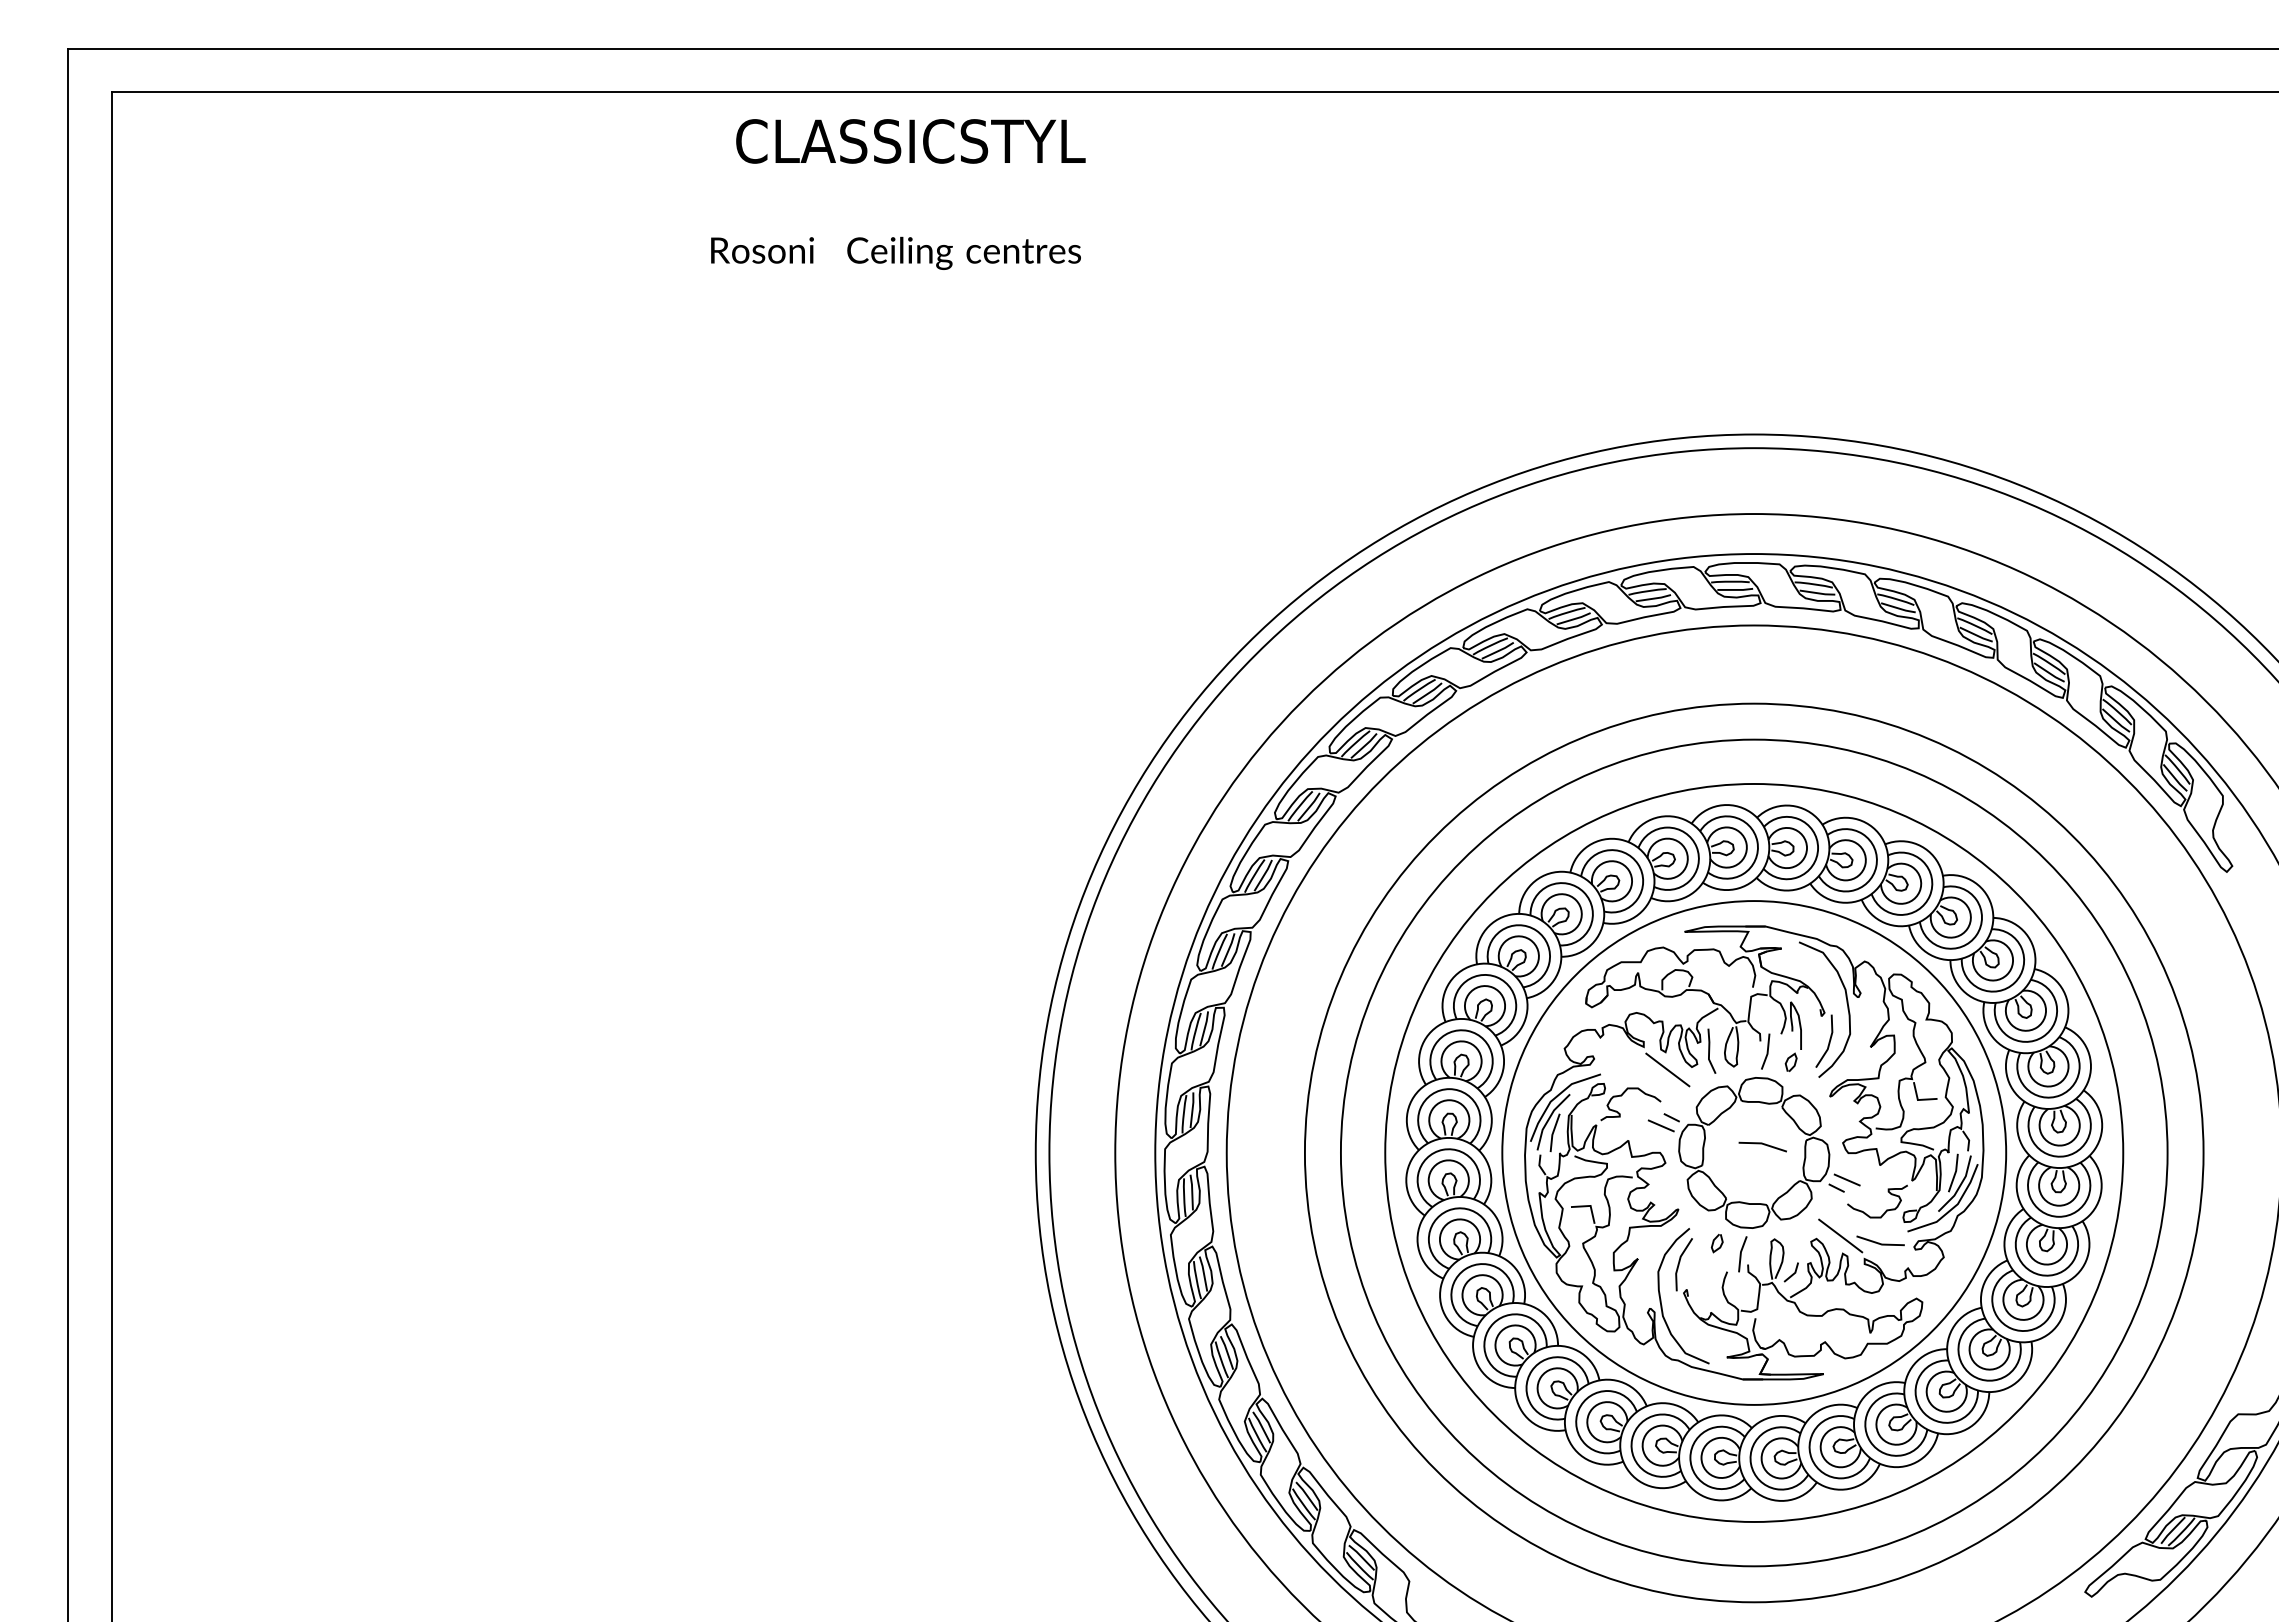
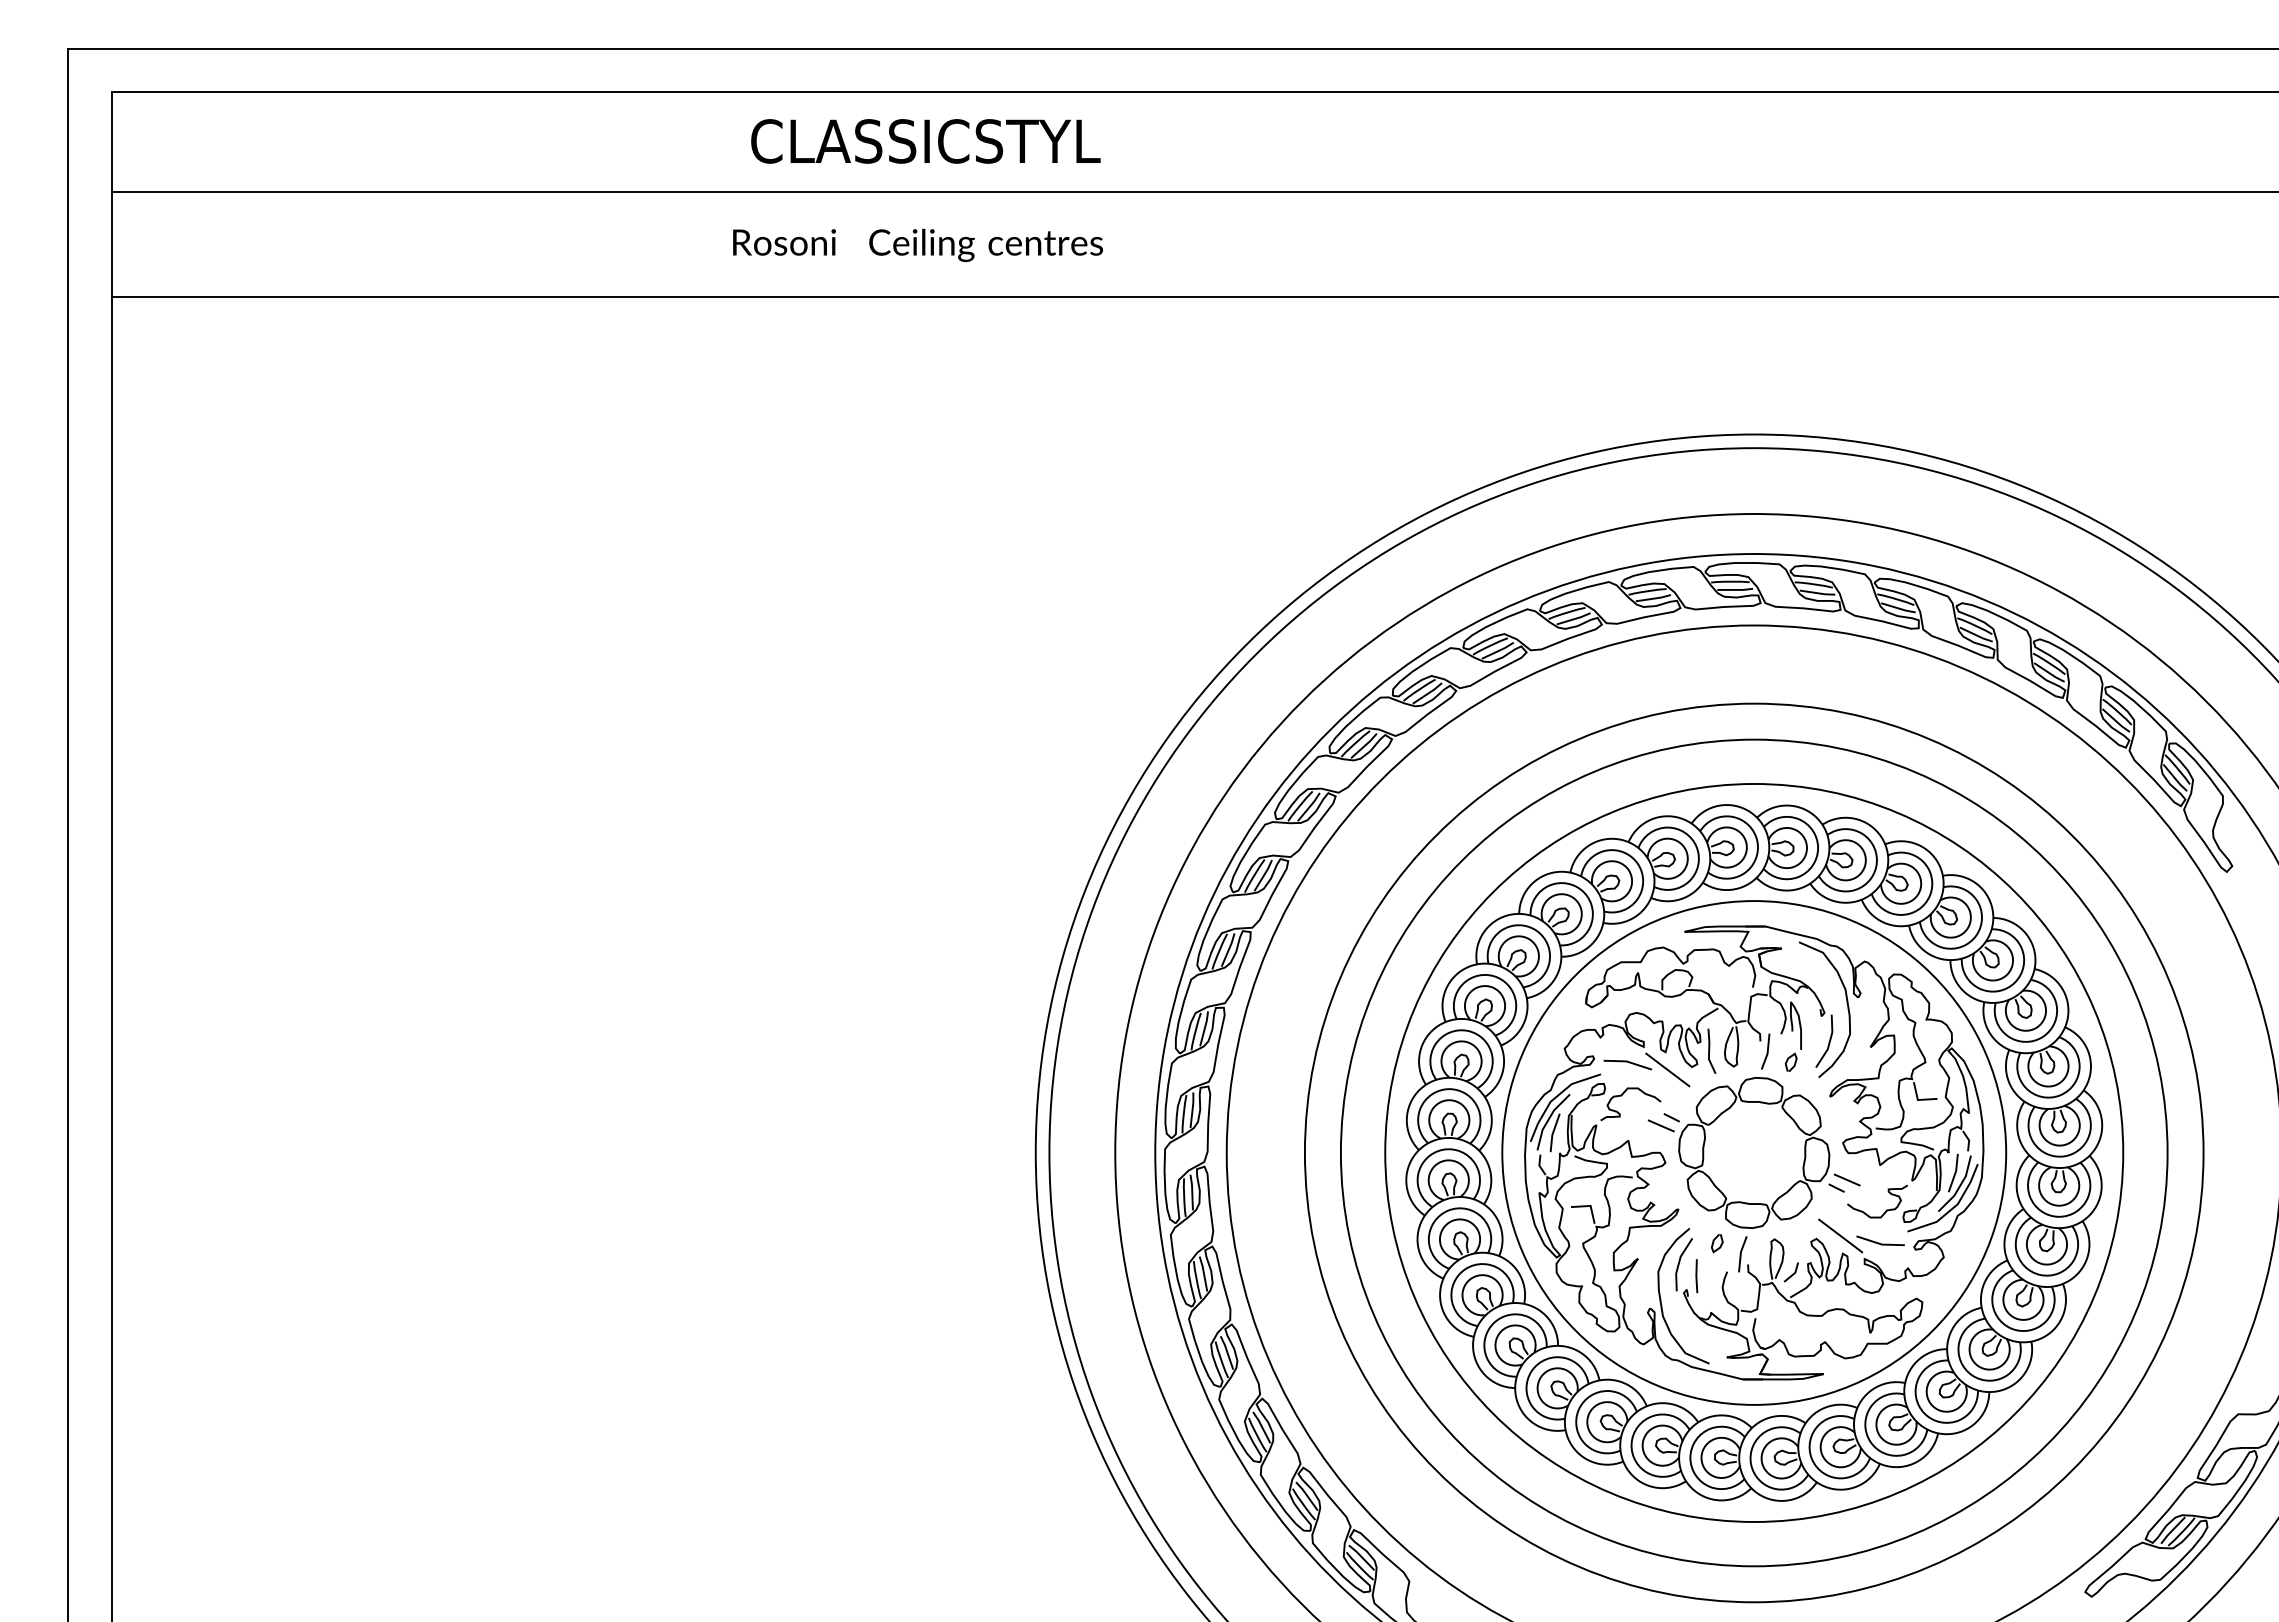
text position: (910, 141) -> (925, 141) (925, 141)
line: none -> present (1193, 191)
text position: (895, 252) -> (917, 244) (917, 244)
line: none -> present (1193, 296)
line position: (1762, 1144) -> (1627, 1062) (1627, 1062)
line: none -> present (1696, 1275)
